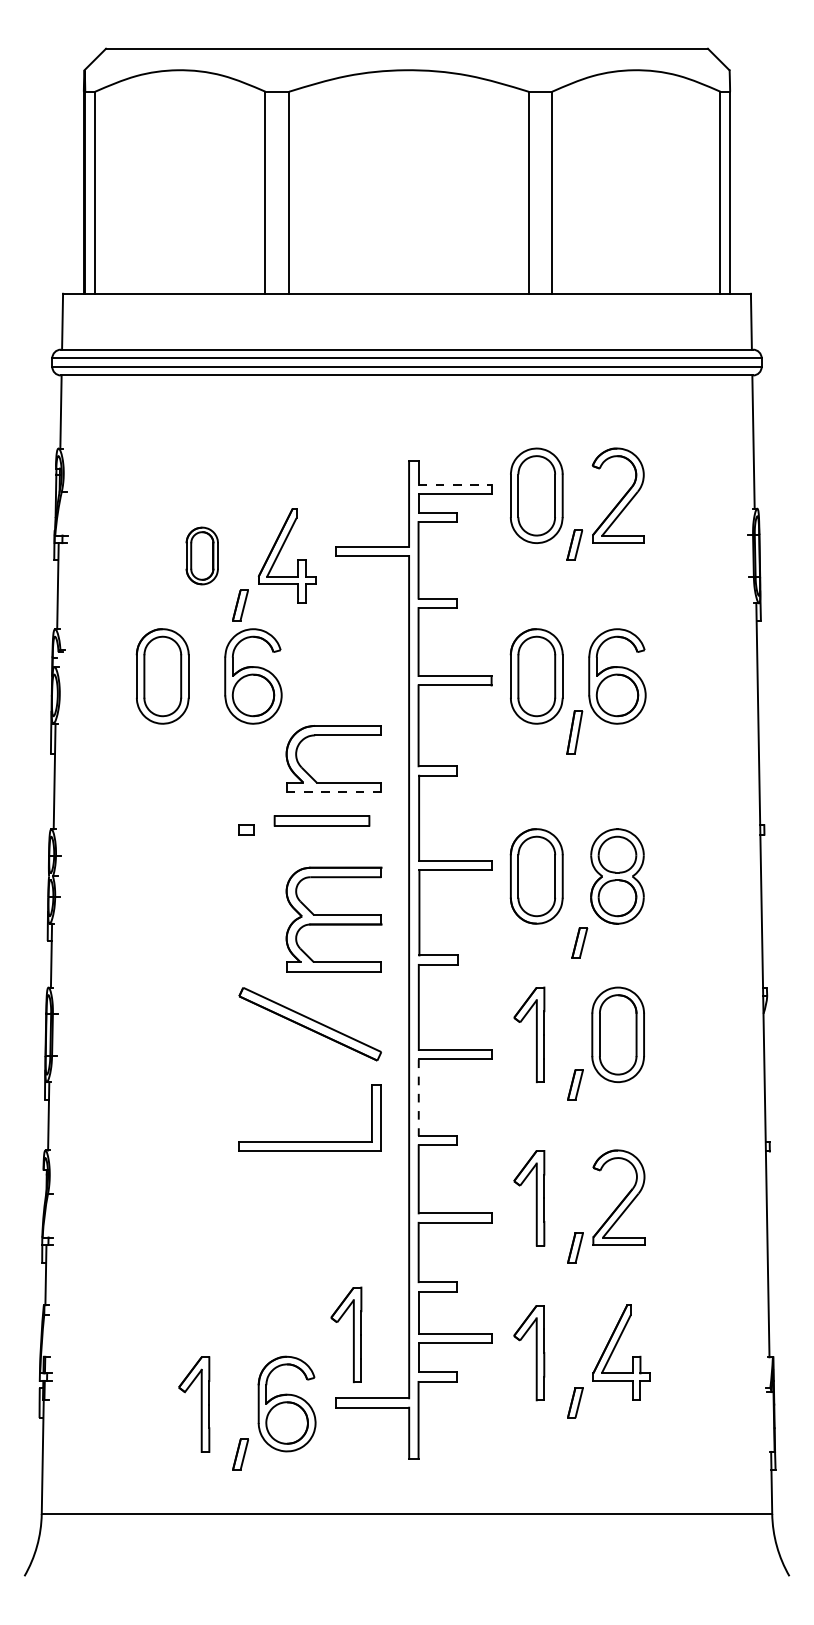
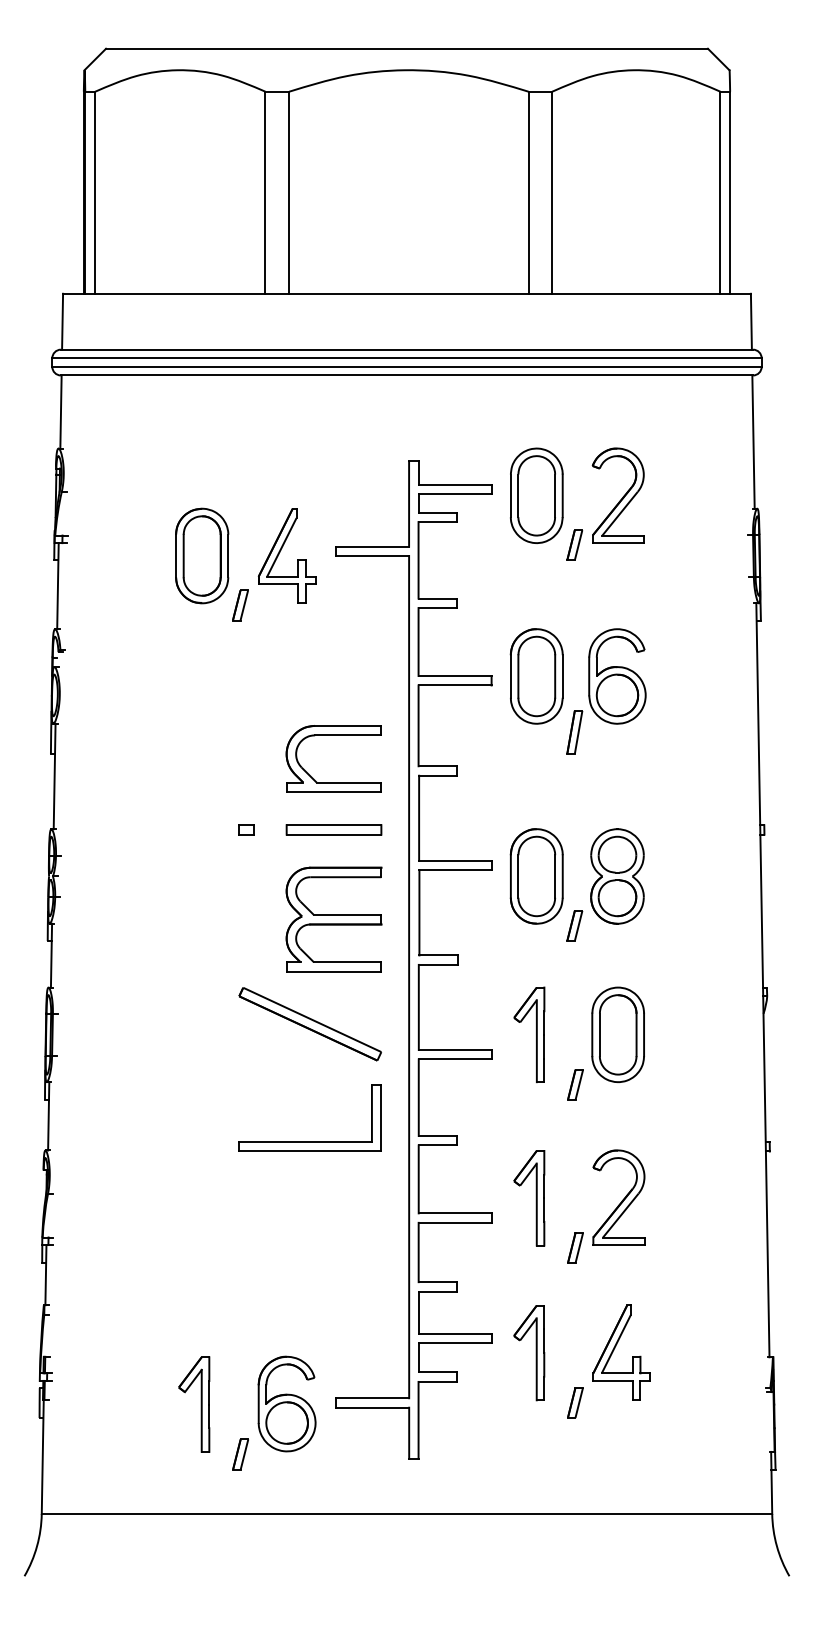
line: dashed -> solid (455, 484)
part size: 34x60 px -> 55x98 px (202, 555)
part: present -> none (162, 676)
part: present -> none (253, 676)
line: dashed -> solid (333, 792)
part position: (321, 820) -> (333, 829) (333, 829)
part position: (579, 942) -> (574, 925) (574, 925)
line: dashed -> solid (418, 1098)
part: present -> none (353, 1334)
